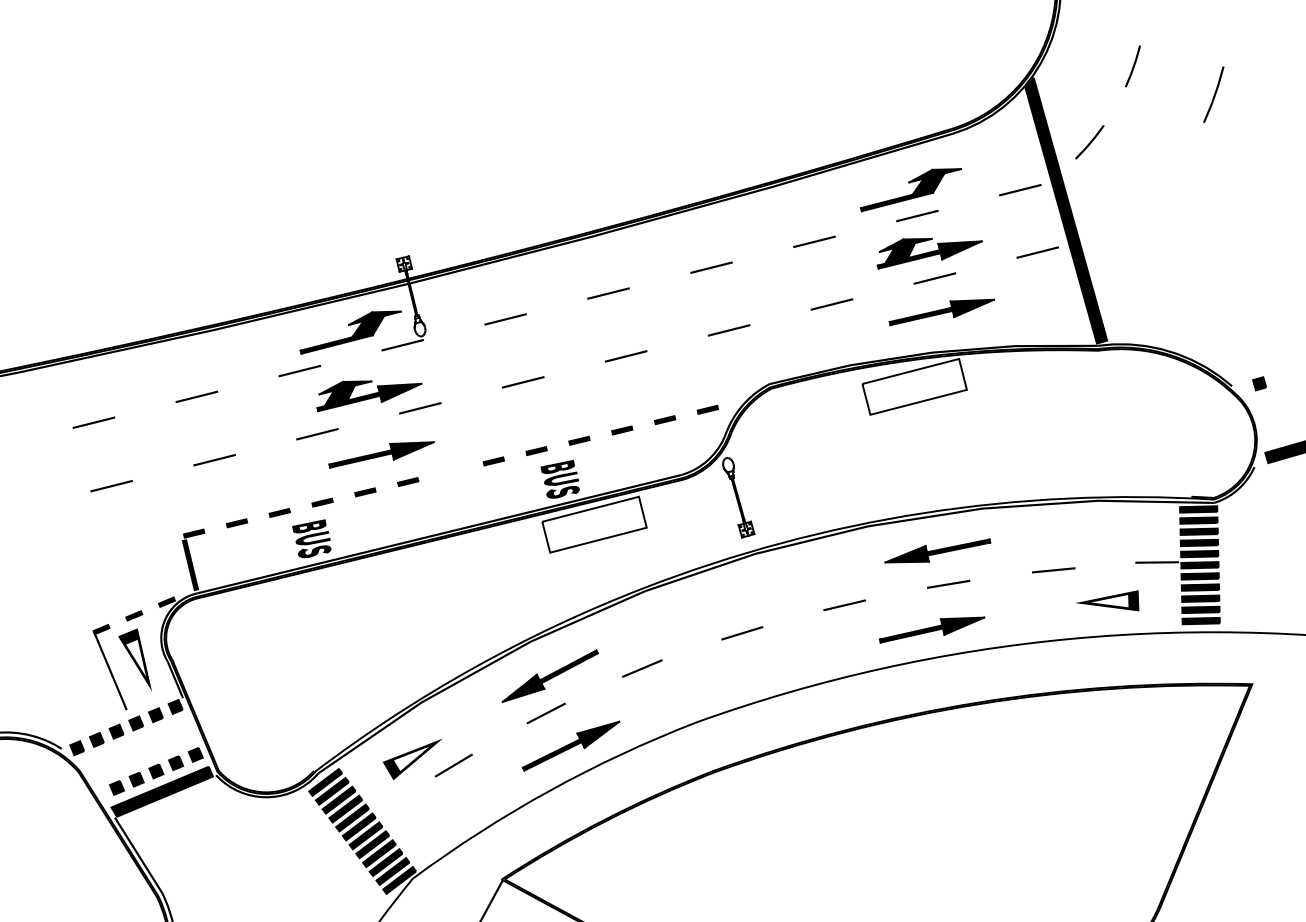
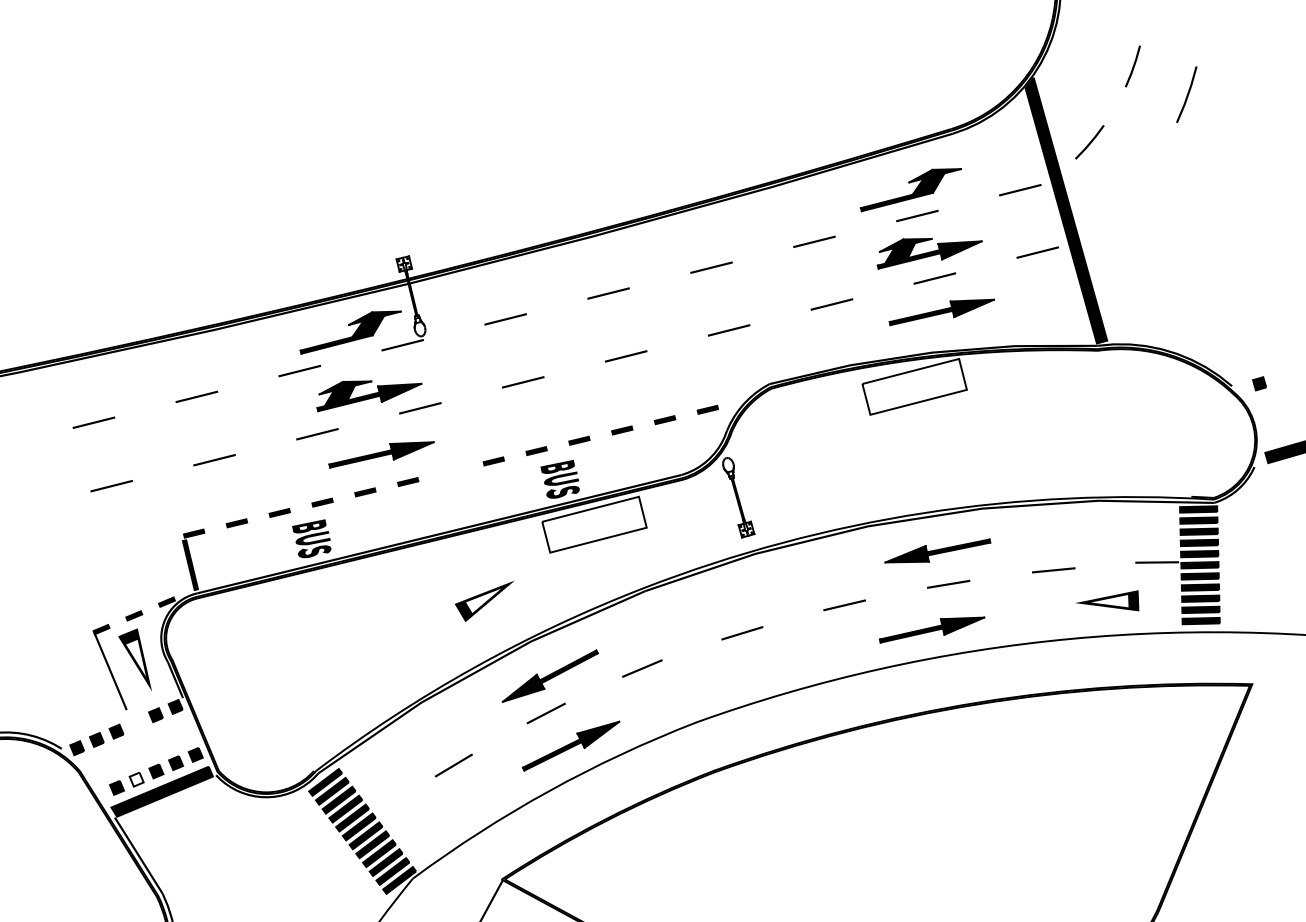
curve position: (1214, 94) -> (1187, 94) (1187, 94)
part: present -> none (135, 723)
part position: (412, 758) -> (484, 600) (484, 600)
fill: present -> none (136, 779)
